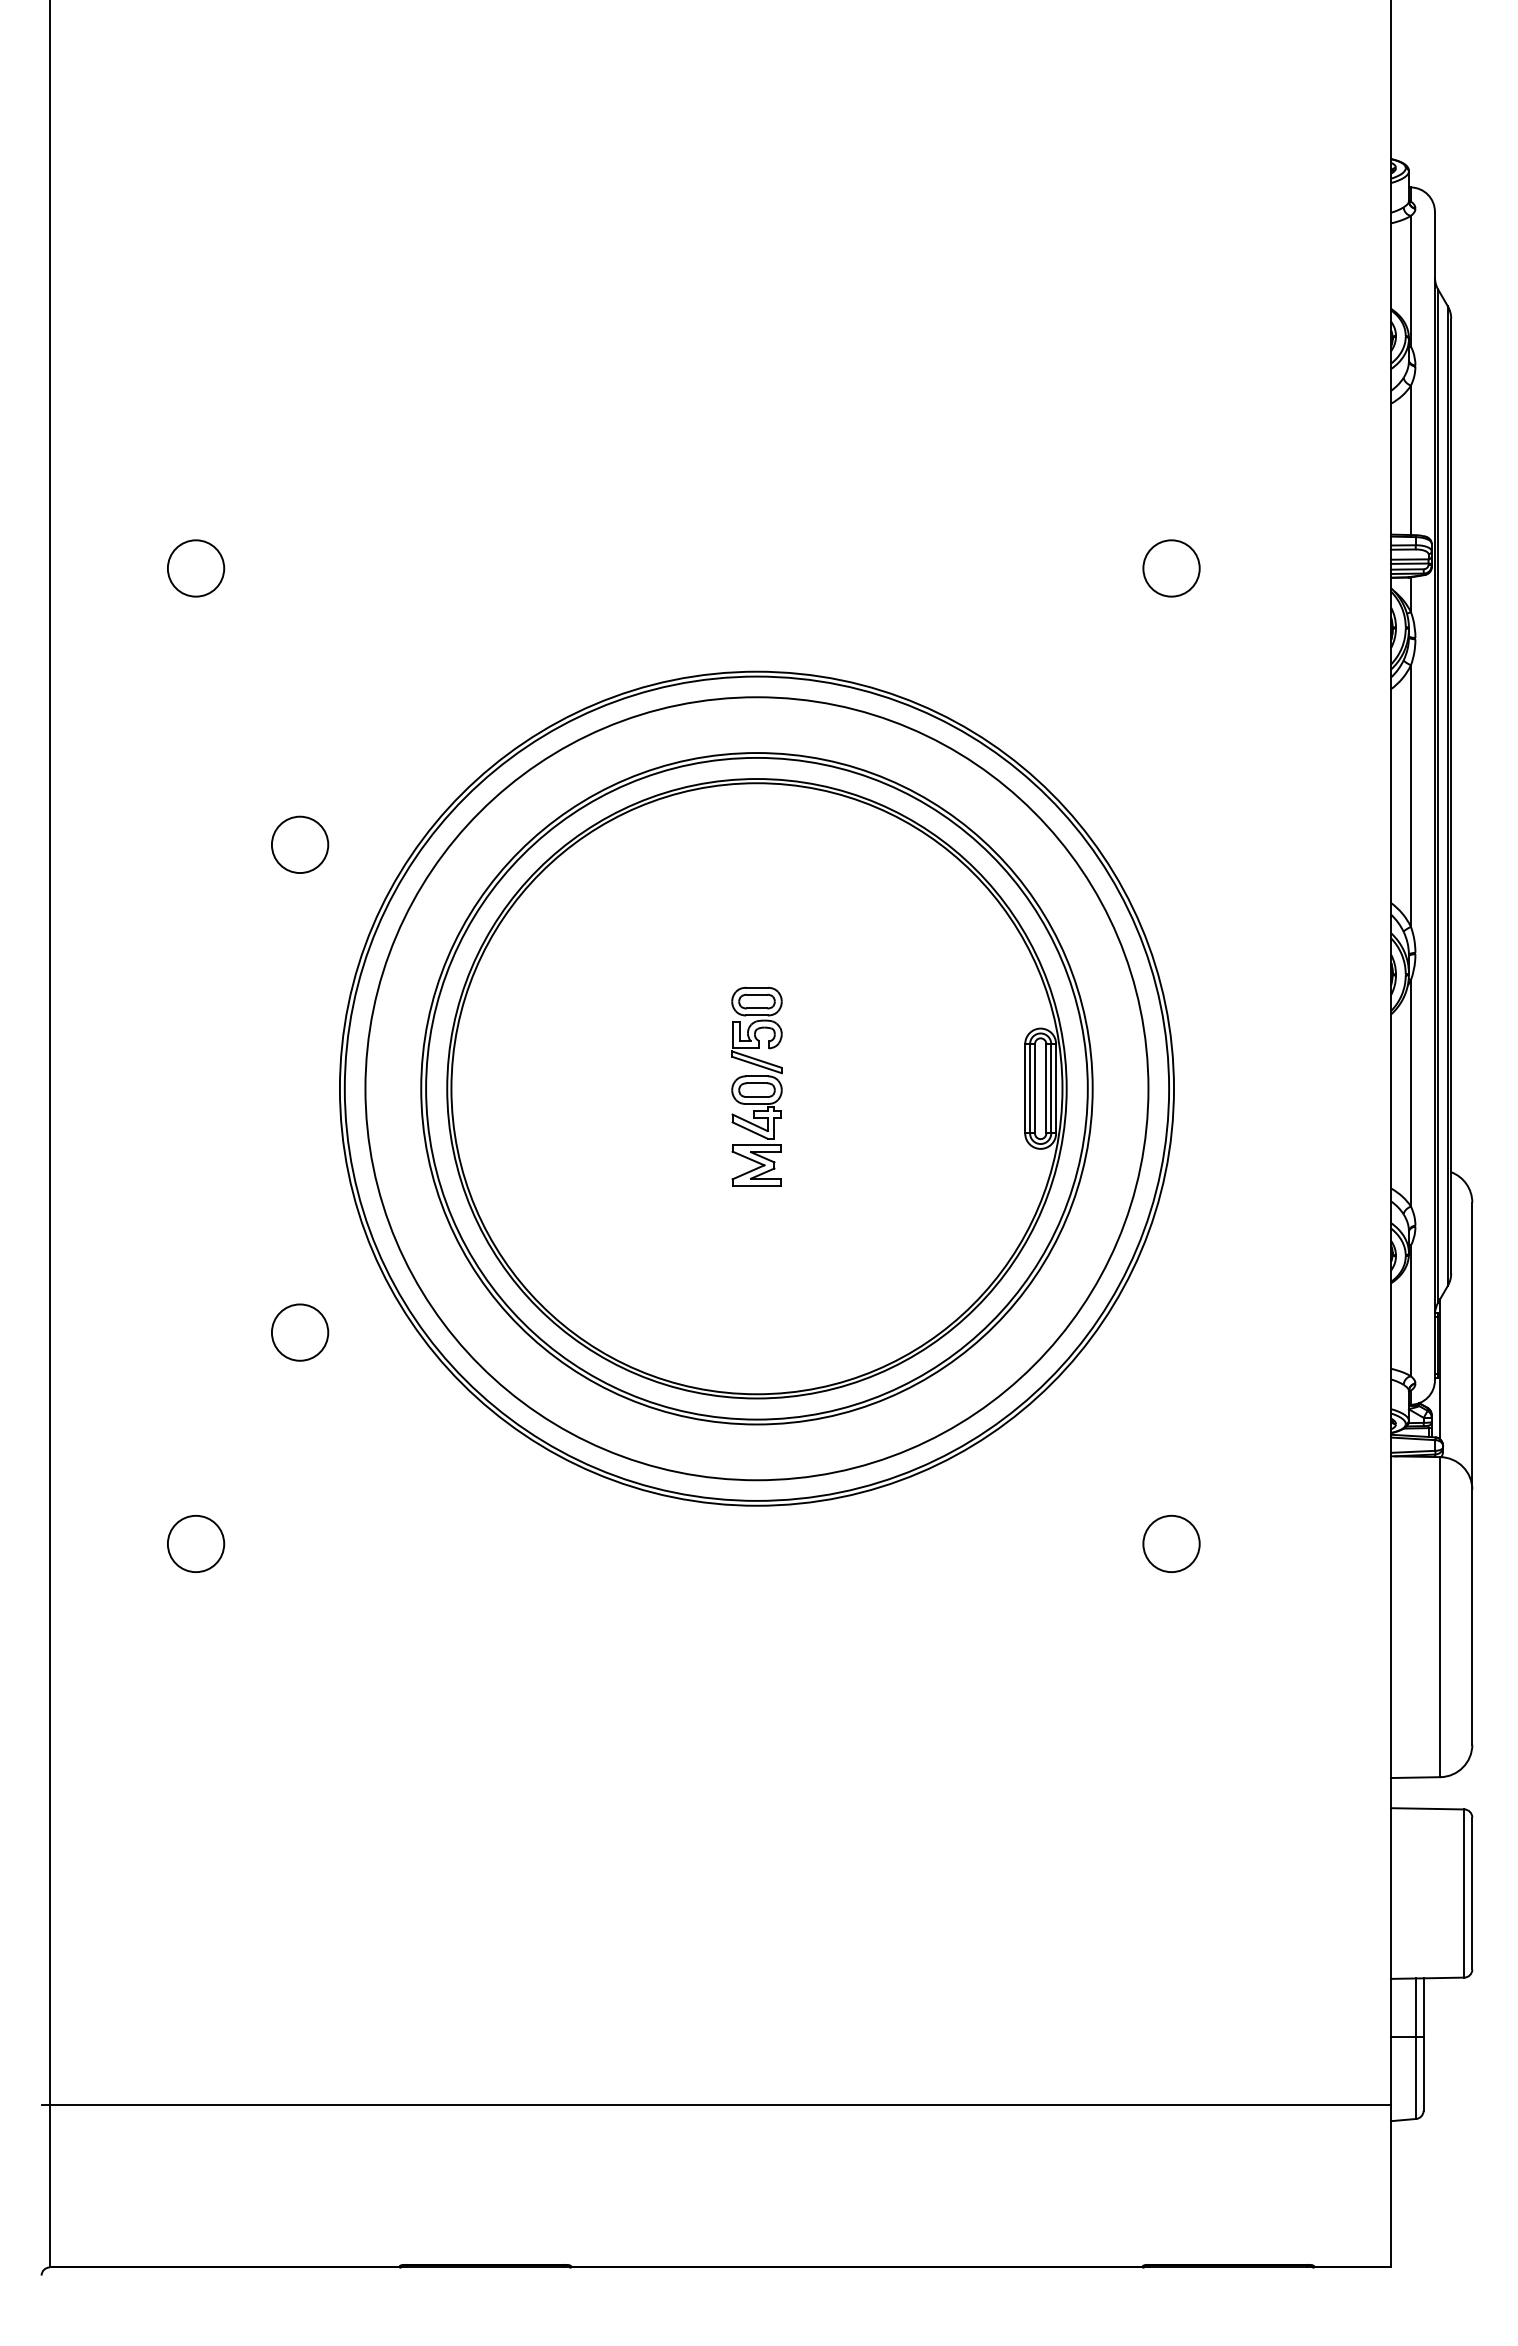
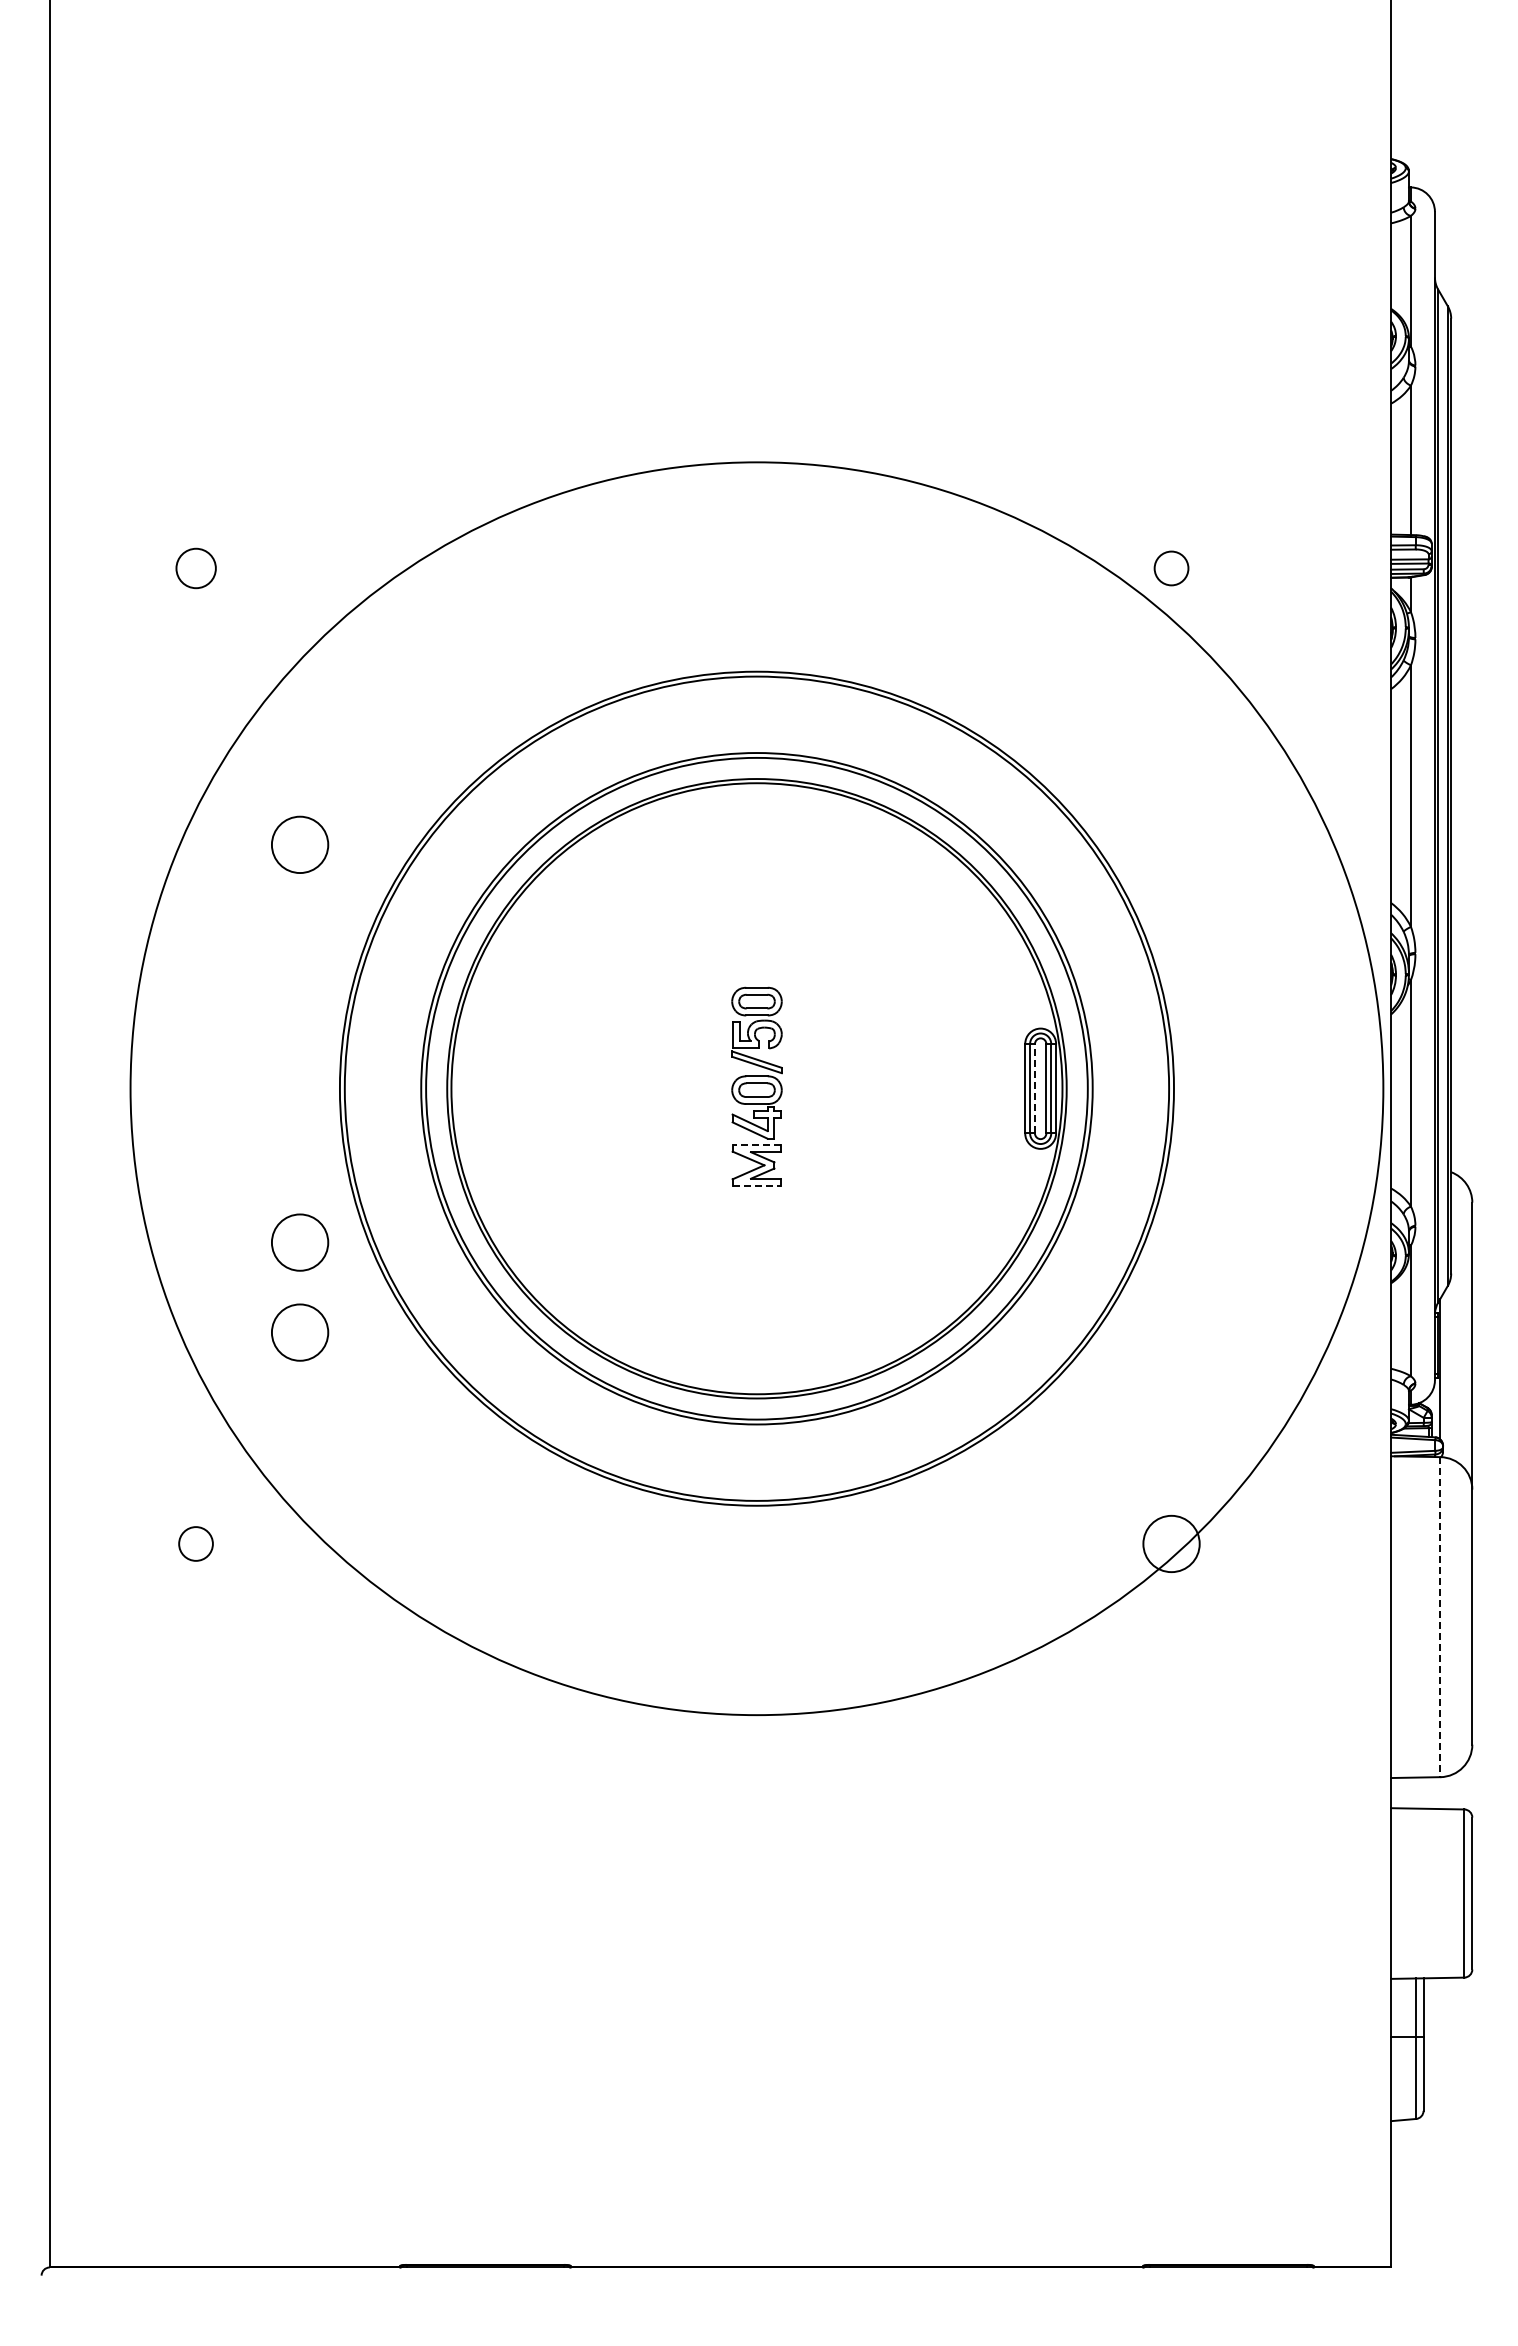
circle size: 59x59 px -> 42x43 px (195, 568)
circle diameter: 56 px -> 34 px (1171, 568)
circle diameter: 783 px -> 1253 px (756, 1088)
line: solid -> dashed (1034, 1088)
line: solid -> dashed (756, 1144)
line: solid -> dashed (757, 1186)
circle: none -> present (300, 1242)
circle diameter: 56 px -> 34 px (195, 1543)
line: solid -> dashed (1440, 1617)
line: present -> none (716, 2104)
